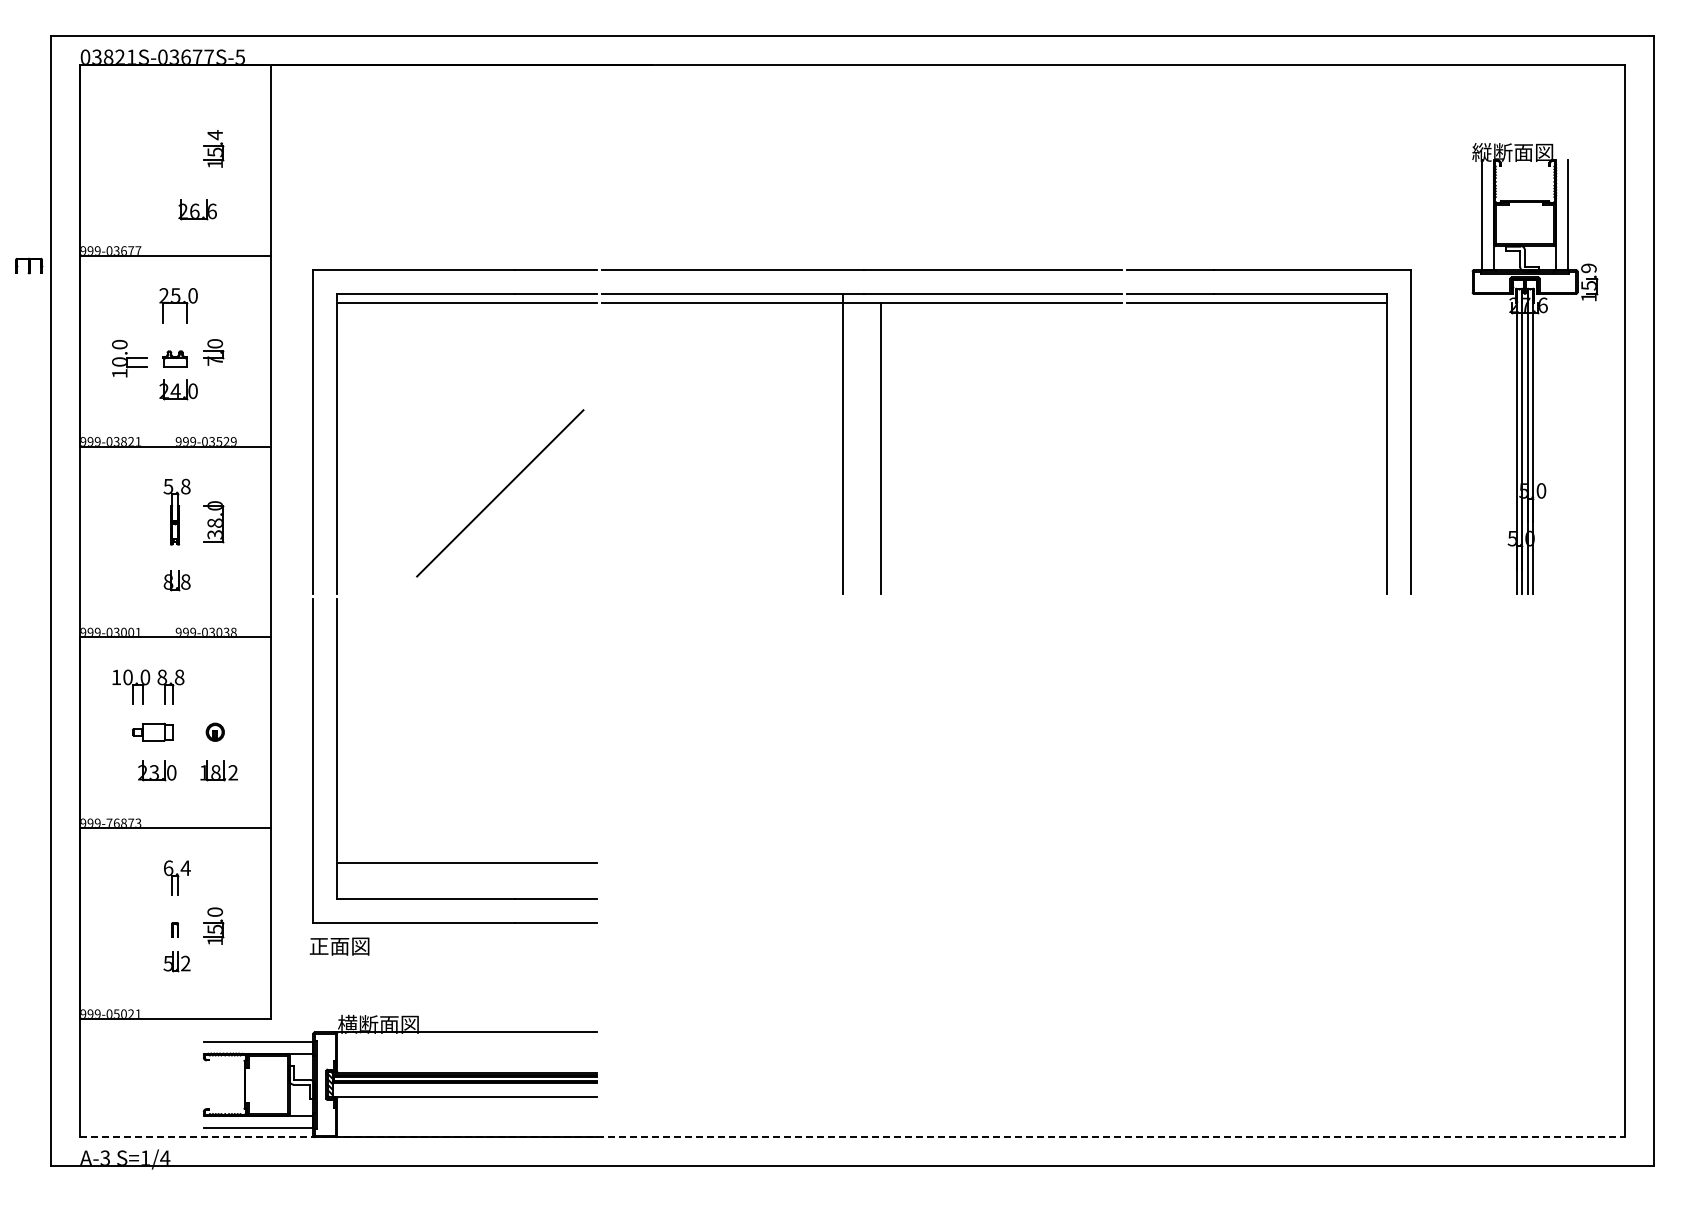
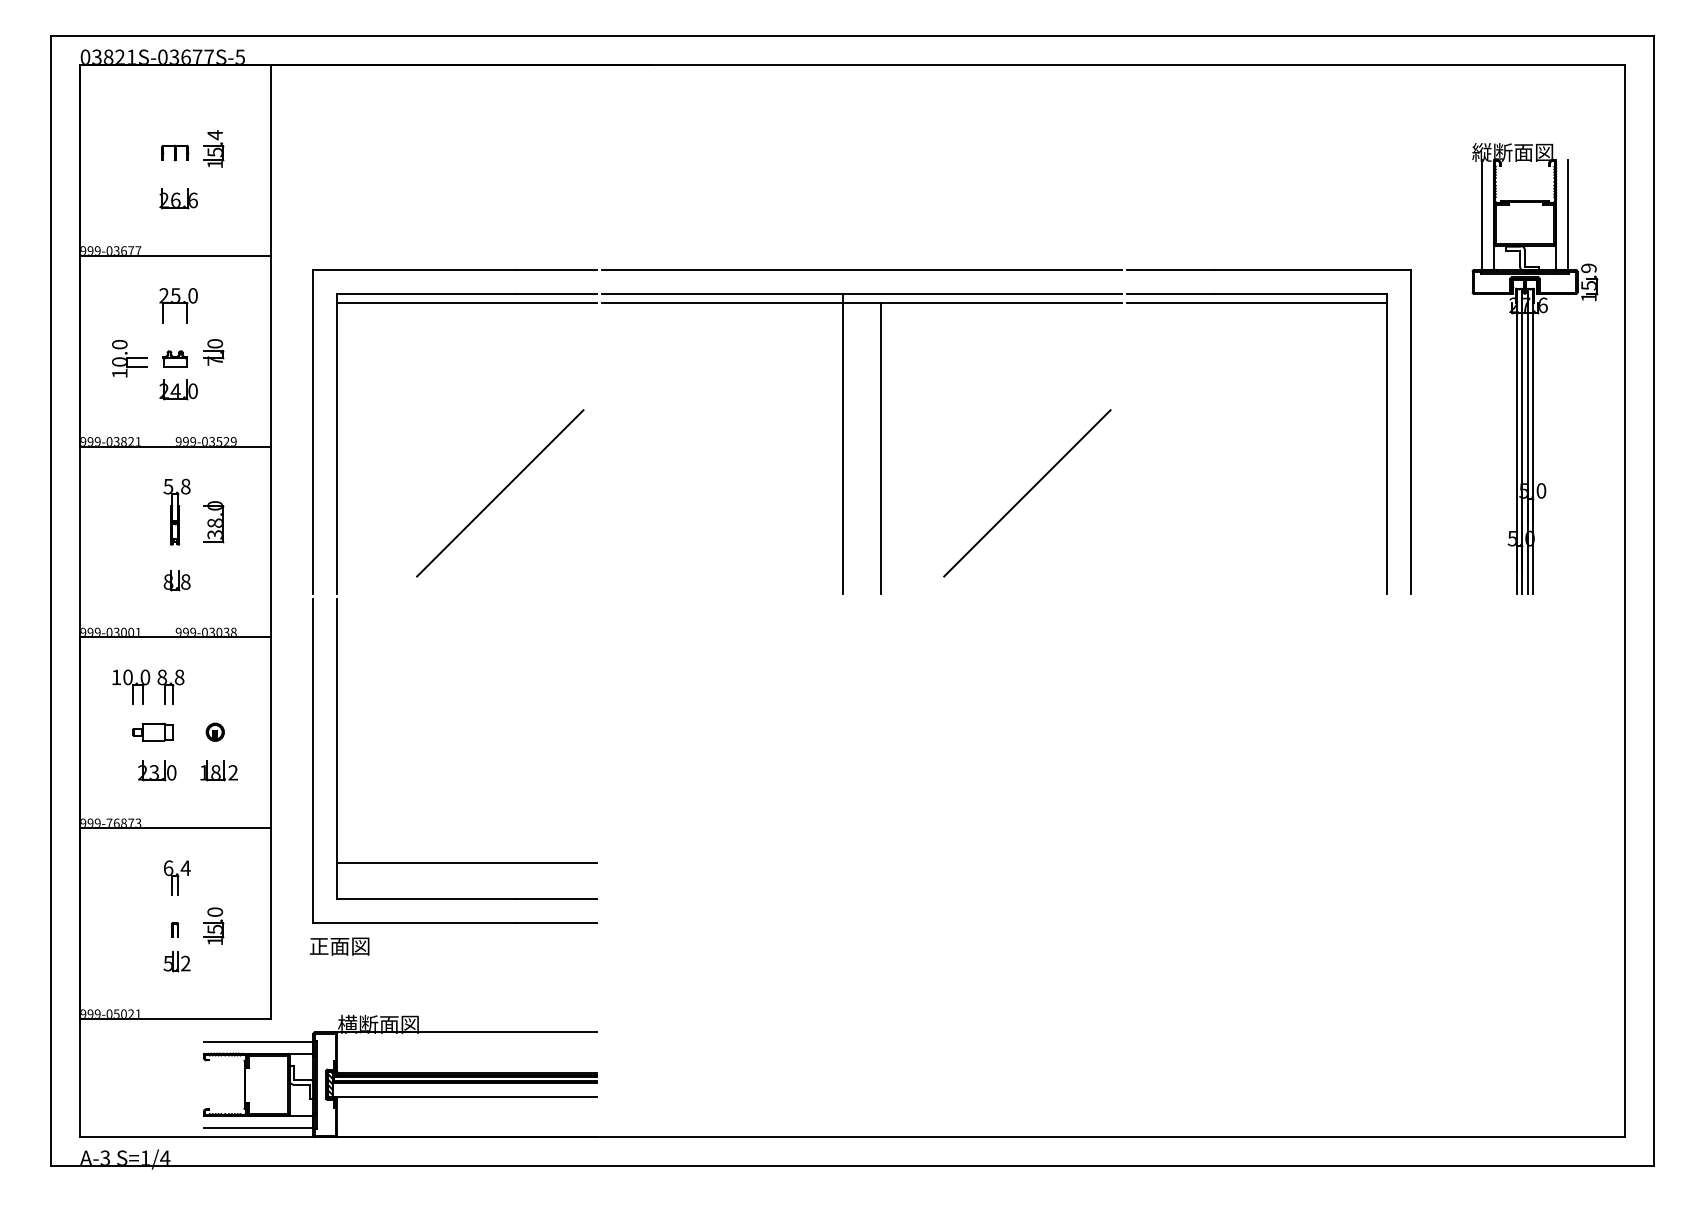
part position: (197, 209) -> (178, 198) (178, 198)
part position: (29, 265) -> (175, 152) (175, 152)
line: none -> present (1027, 493)
line: dashed -> solid (852, 1137)
